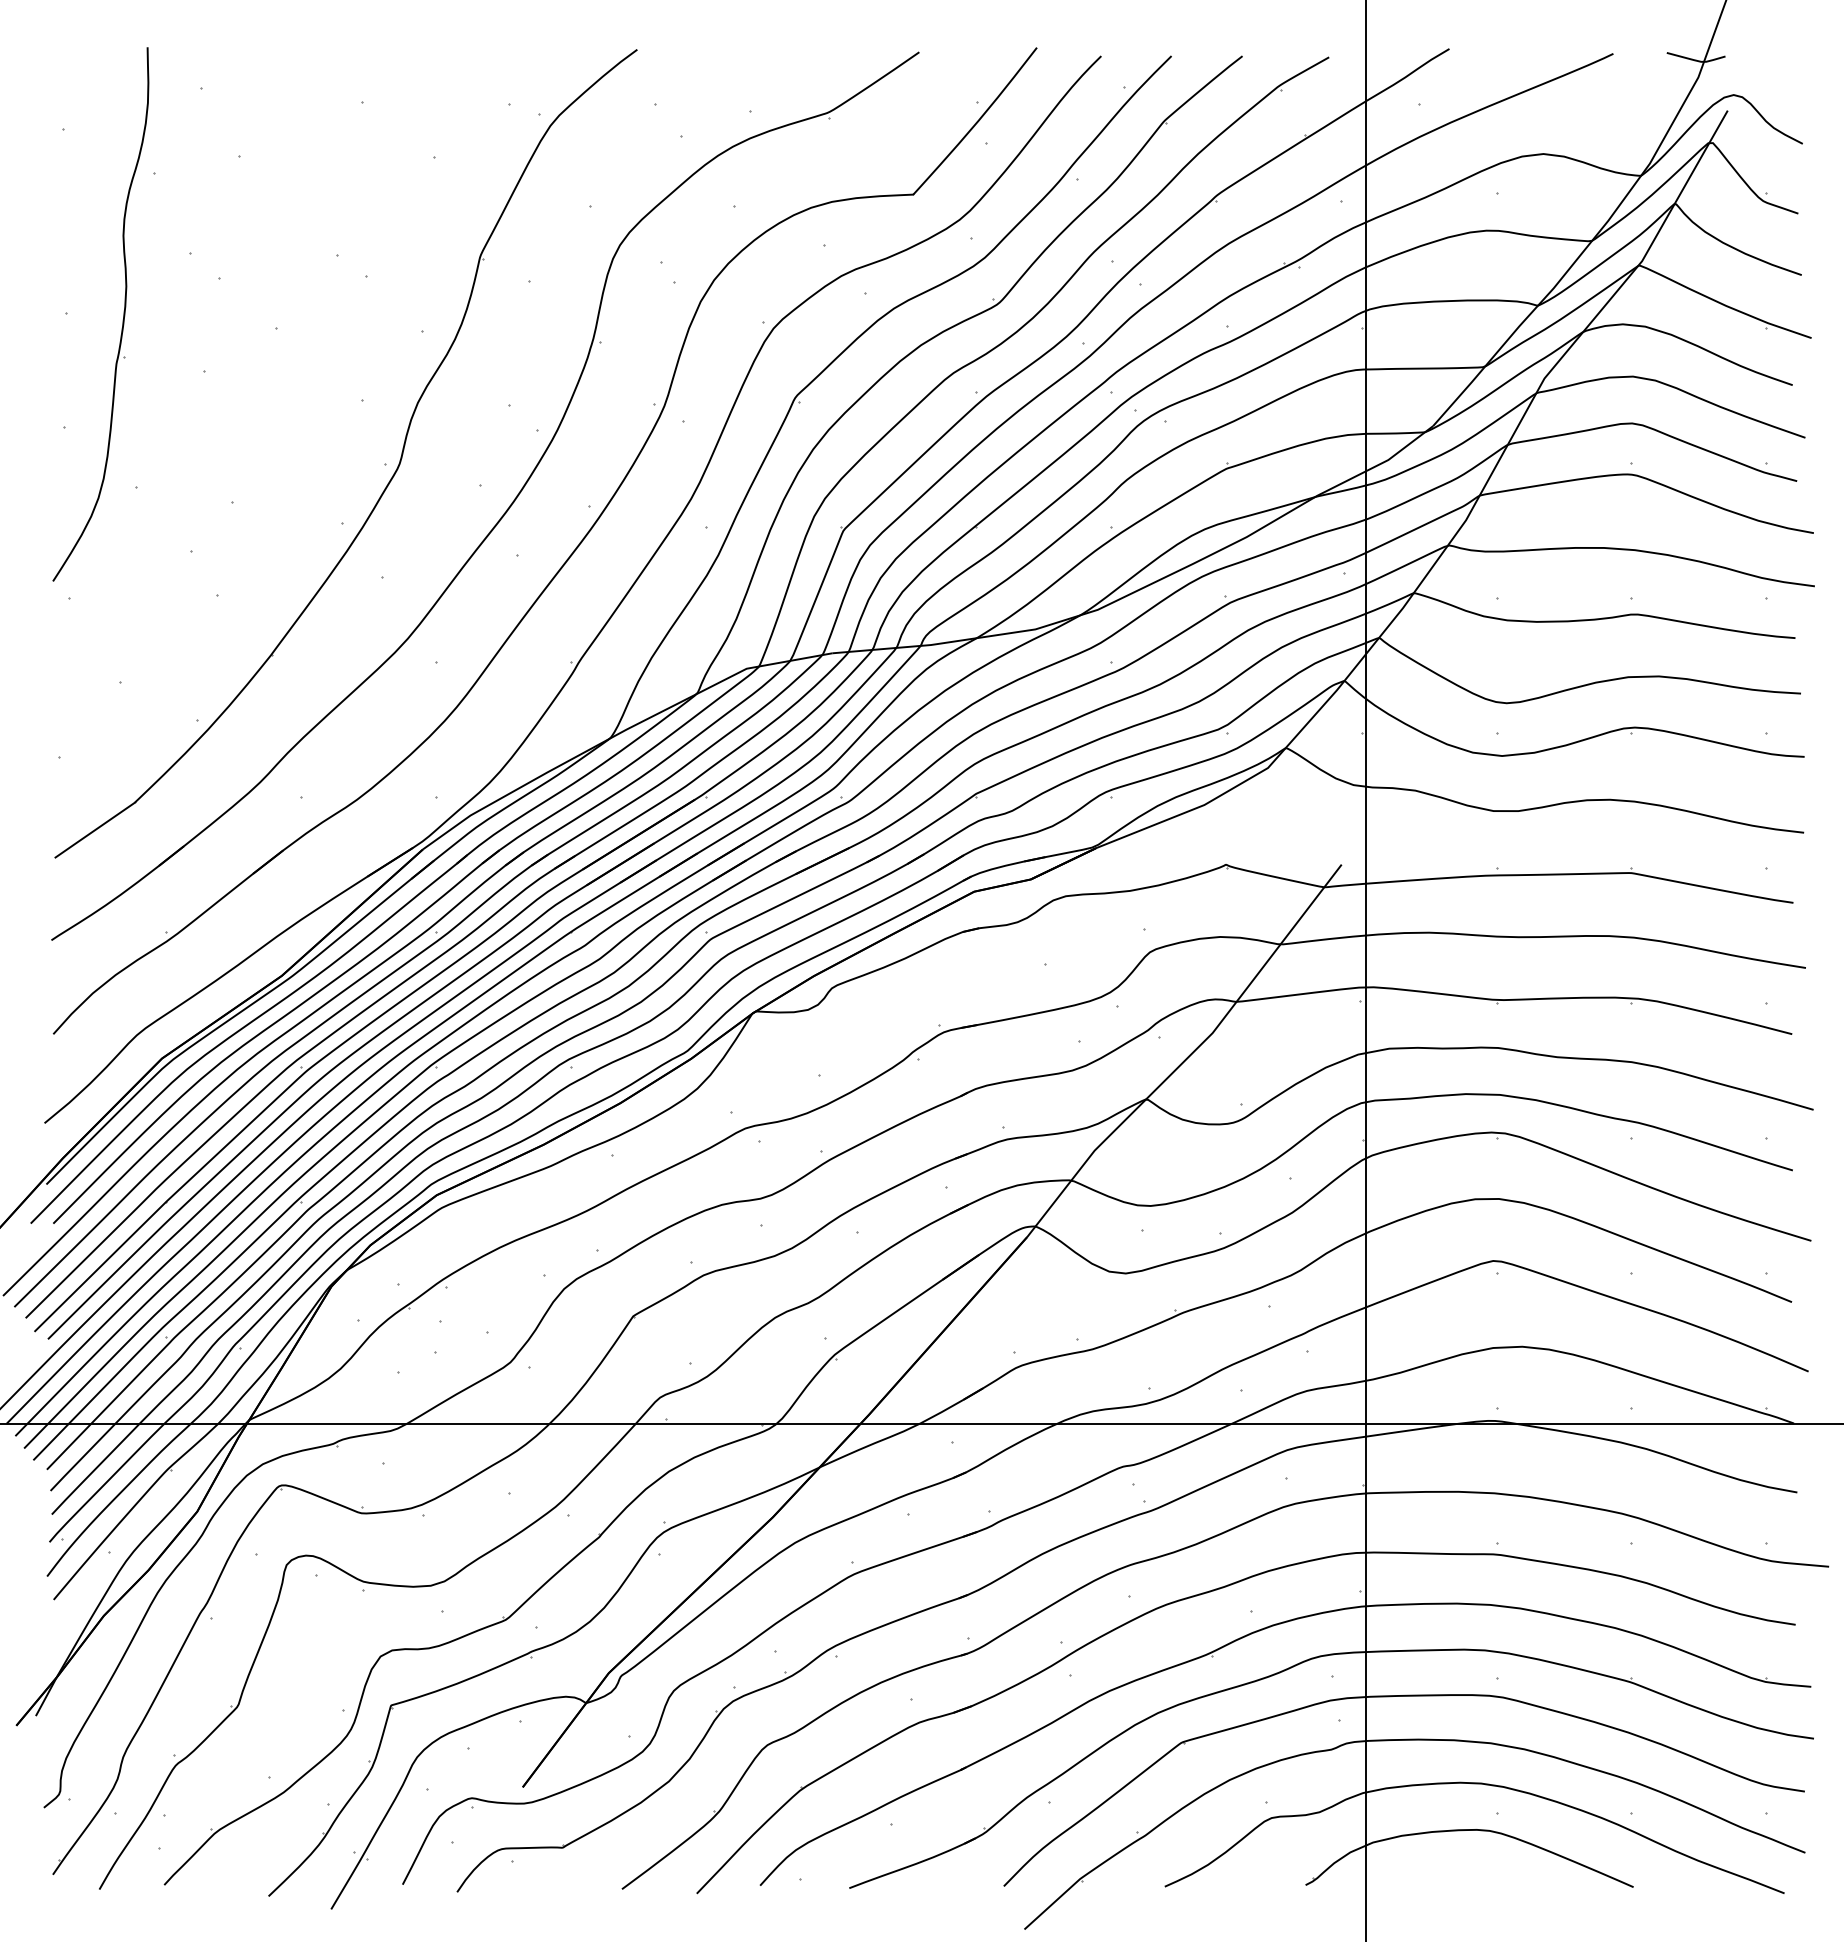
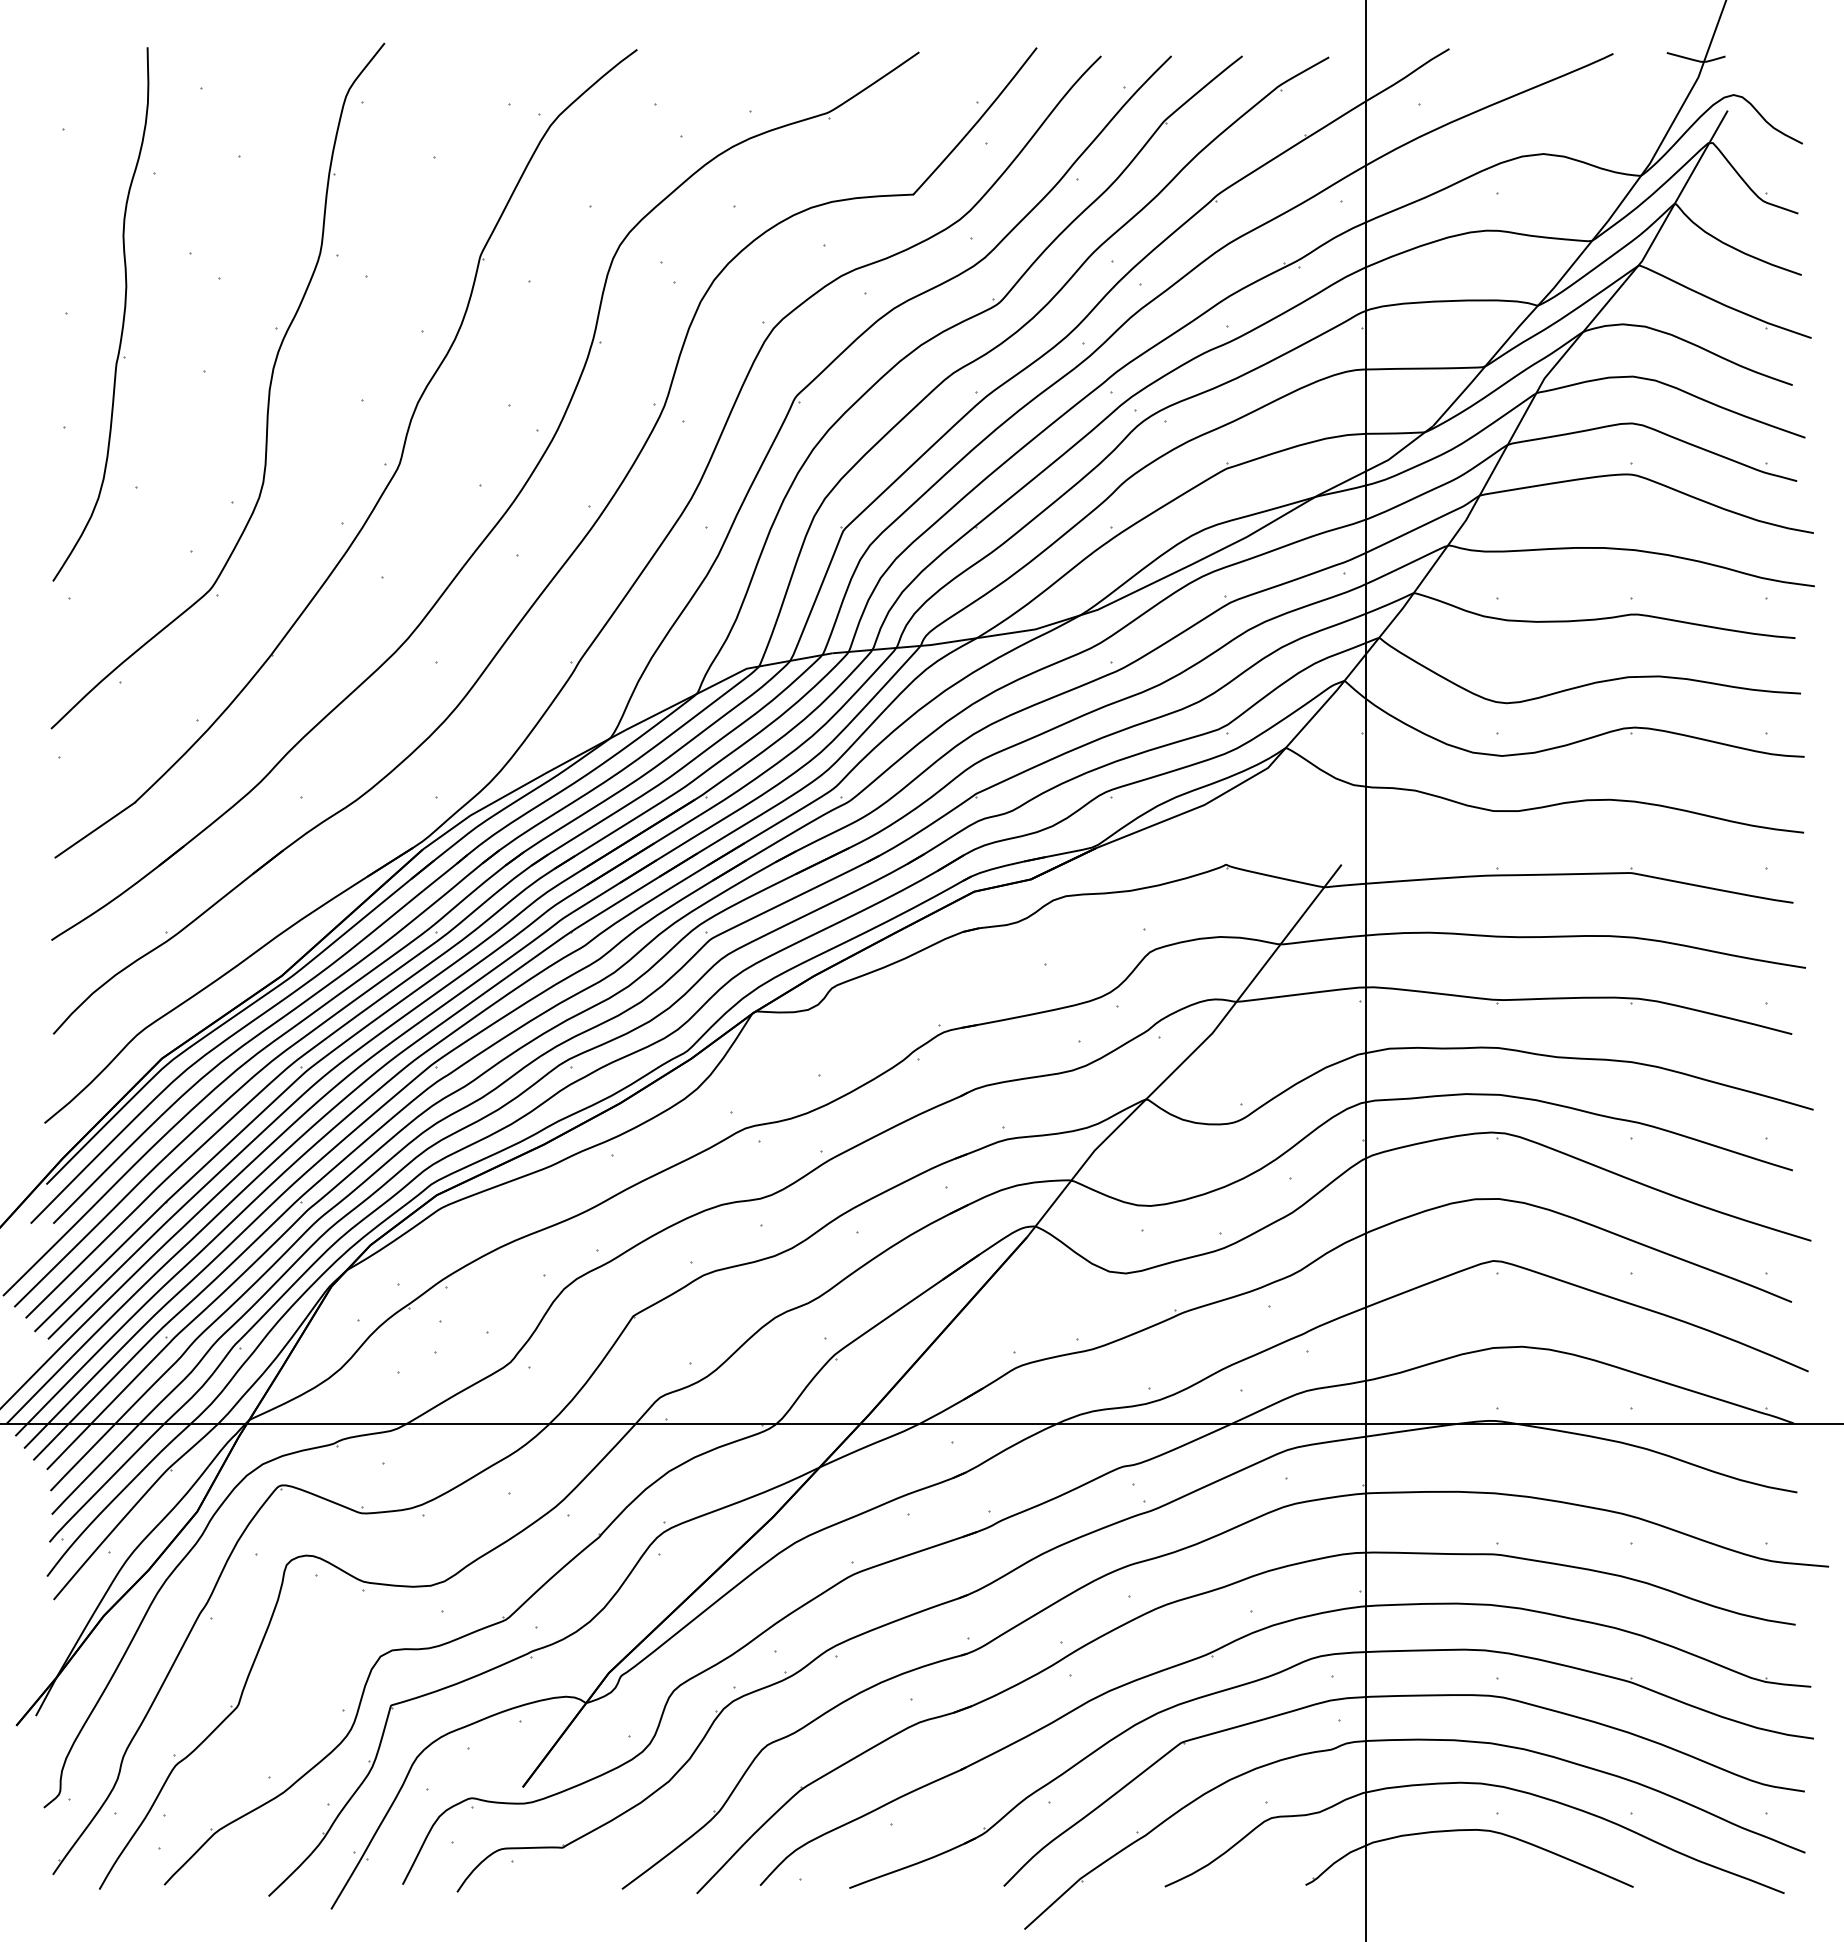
part: none -> present (268, 389)
